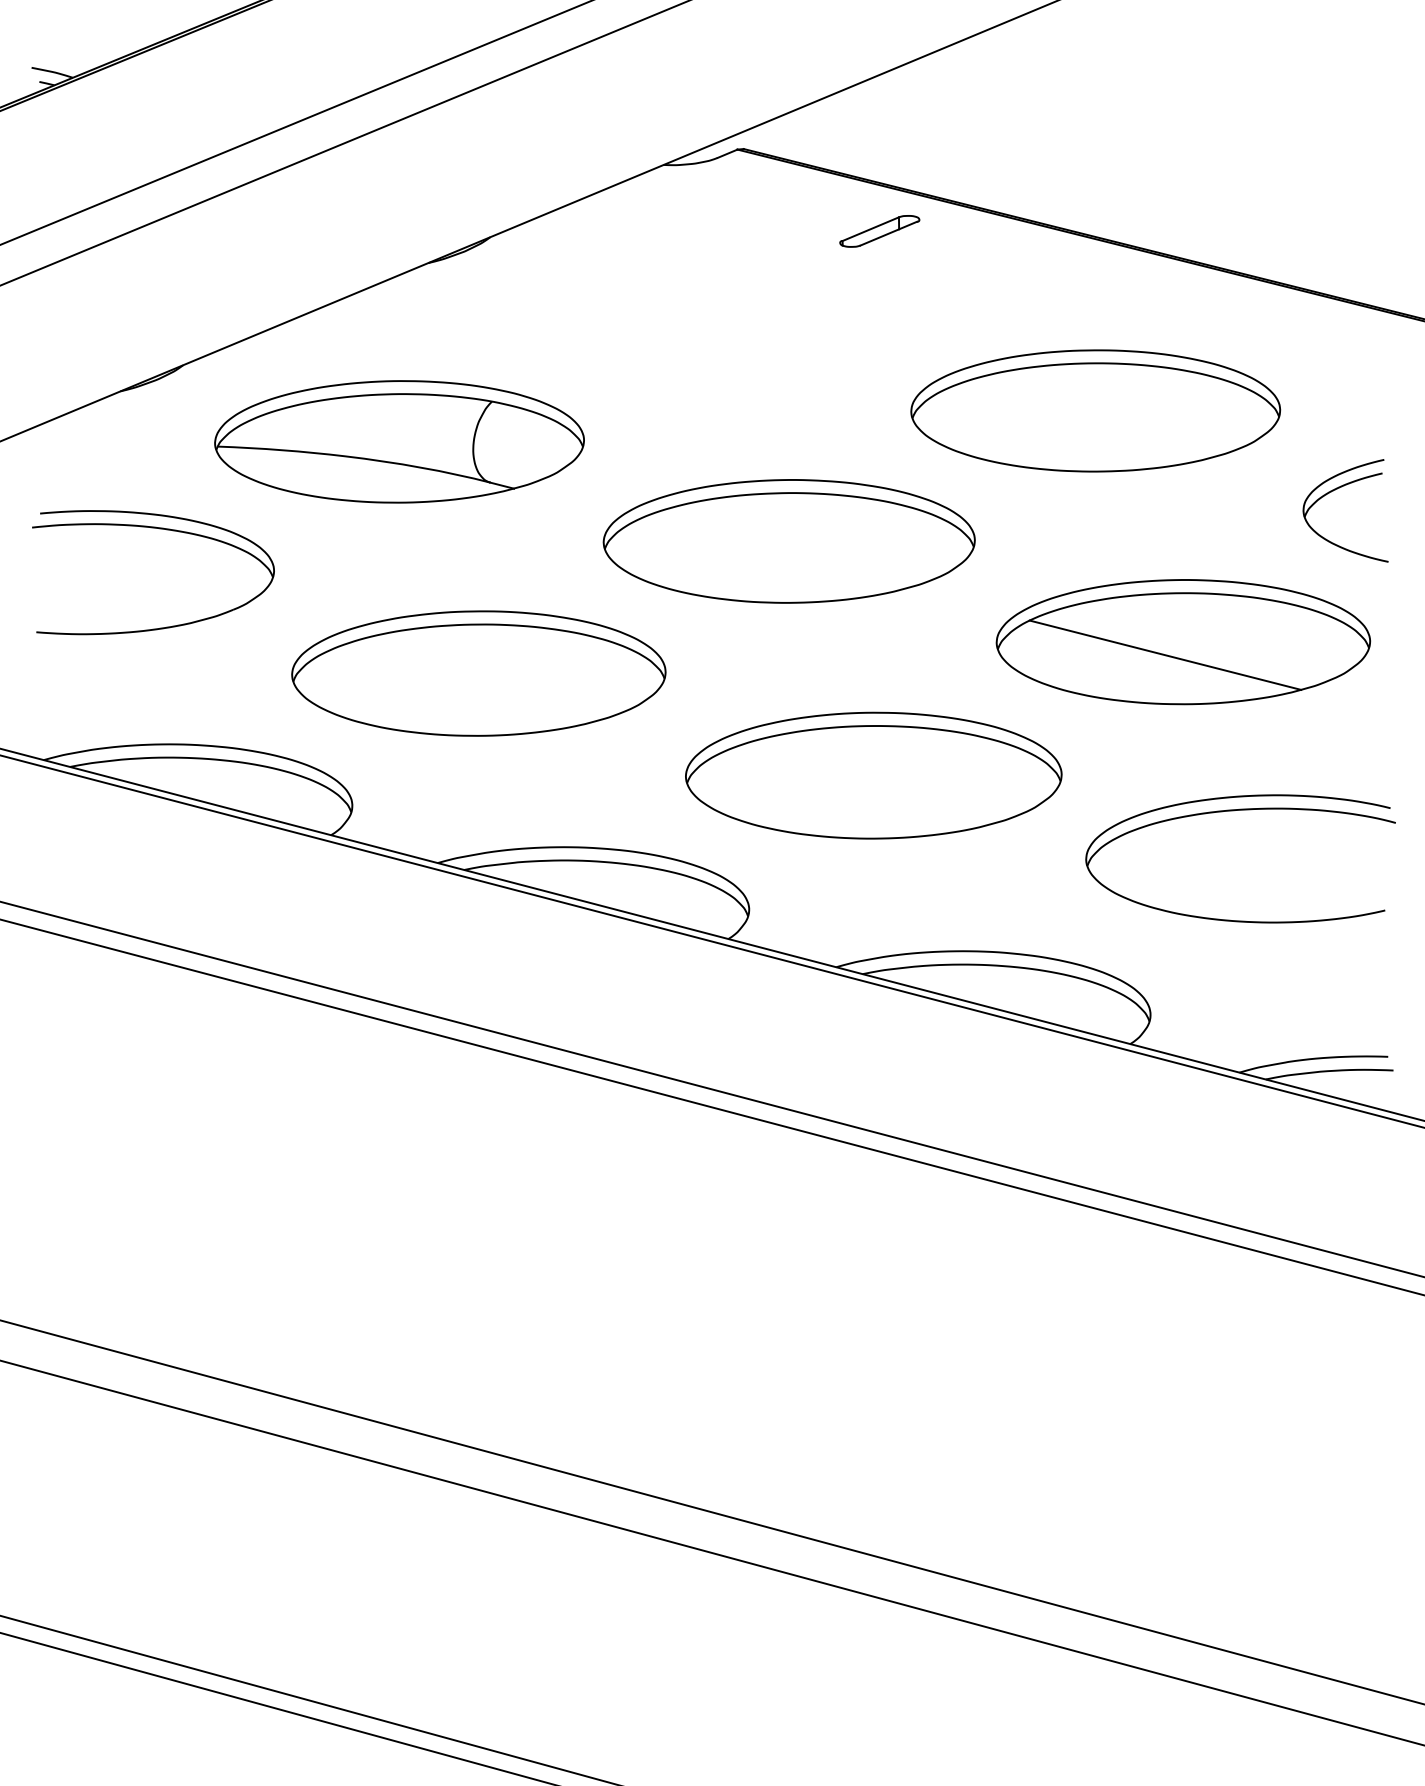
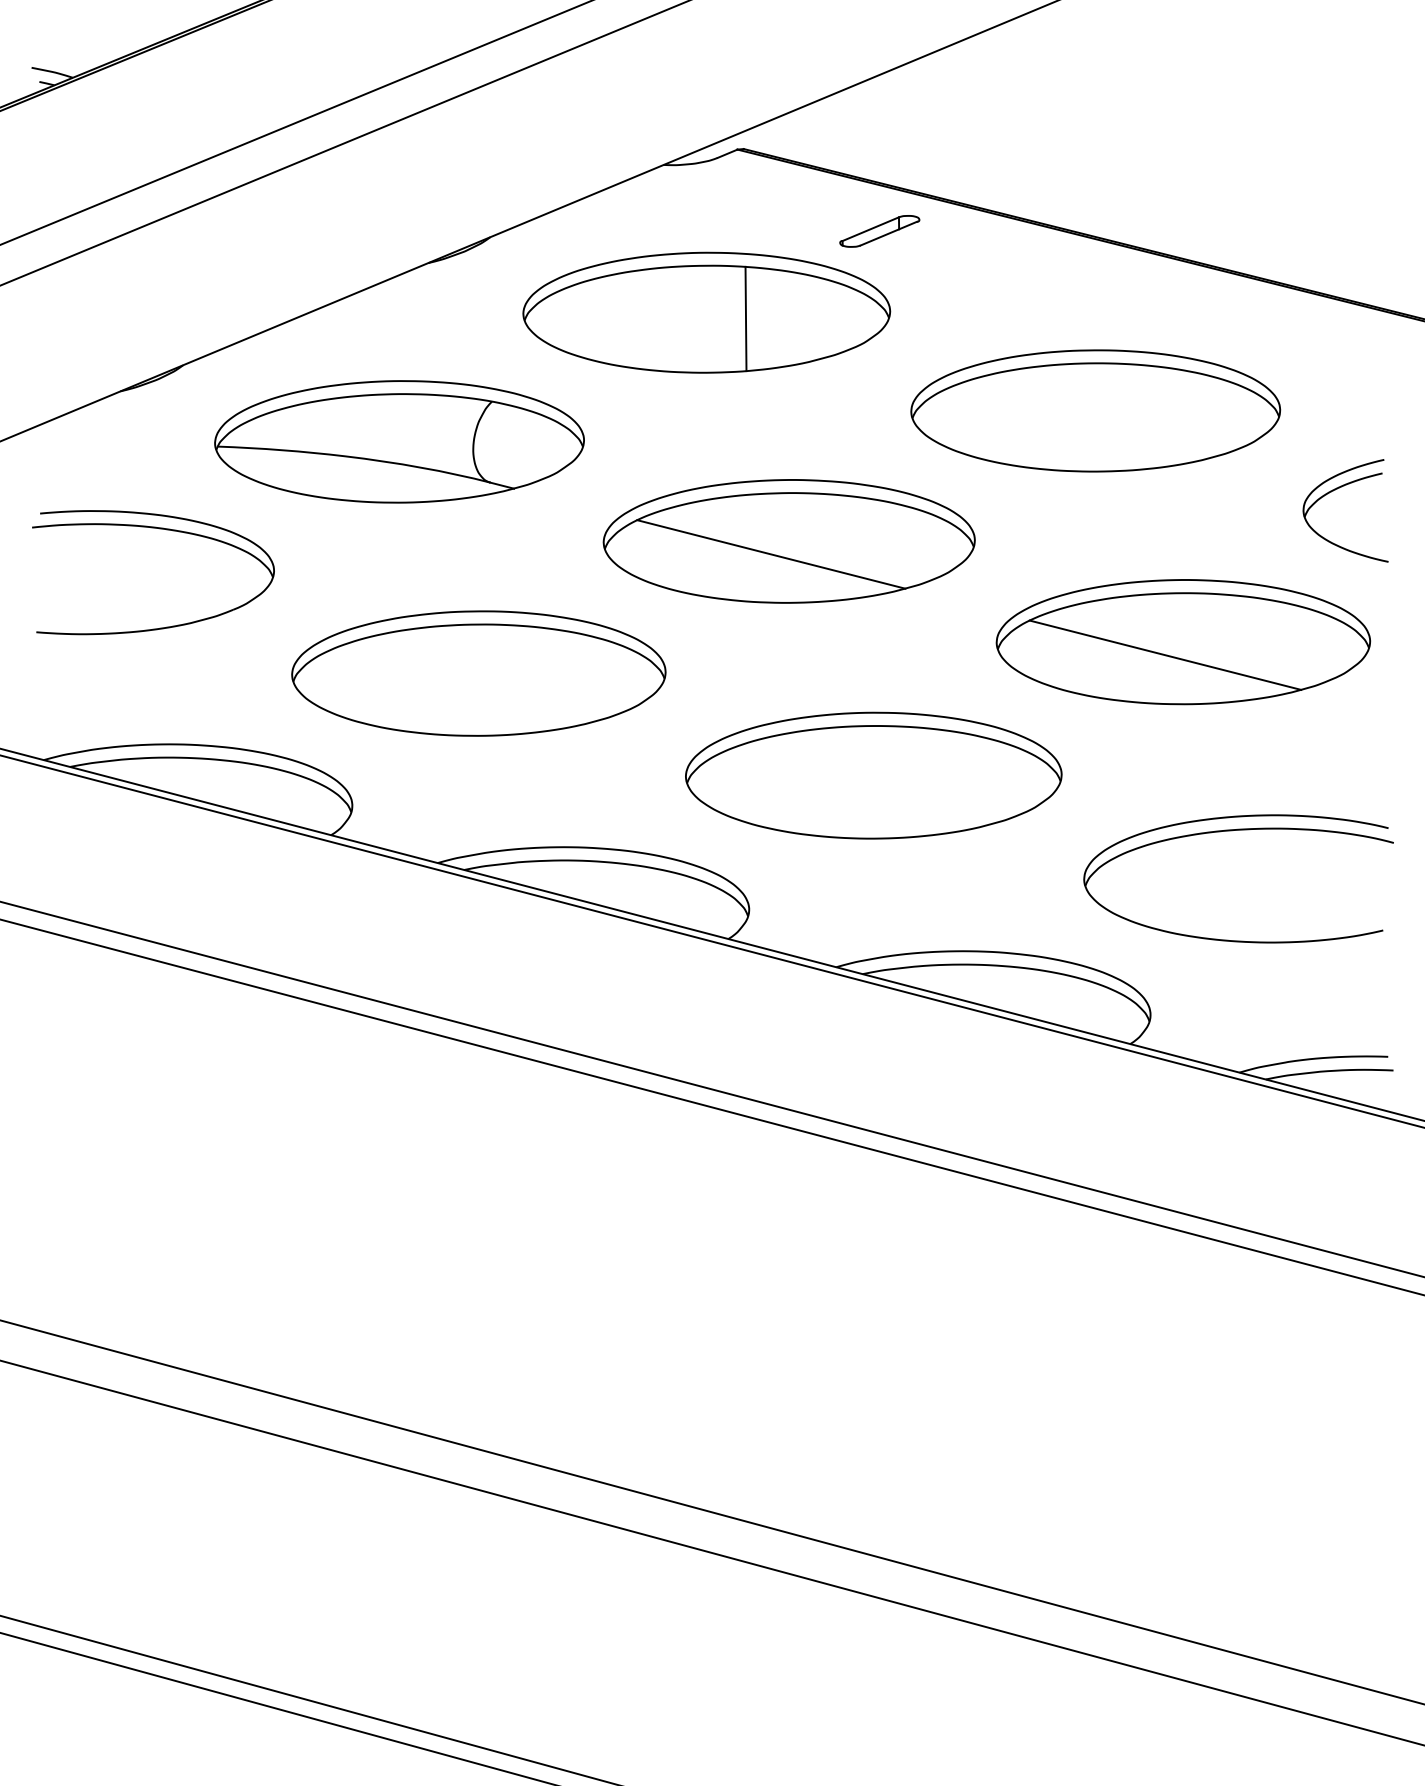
part: none -> present (706, 312)
line: none -> present (771, 554)
part position: (1234, 811) -> (1232, 831) (1232, 831)
